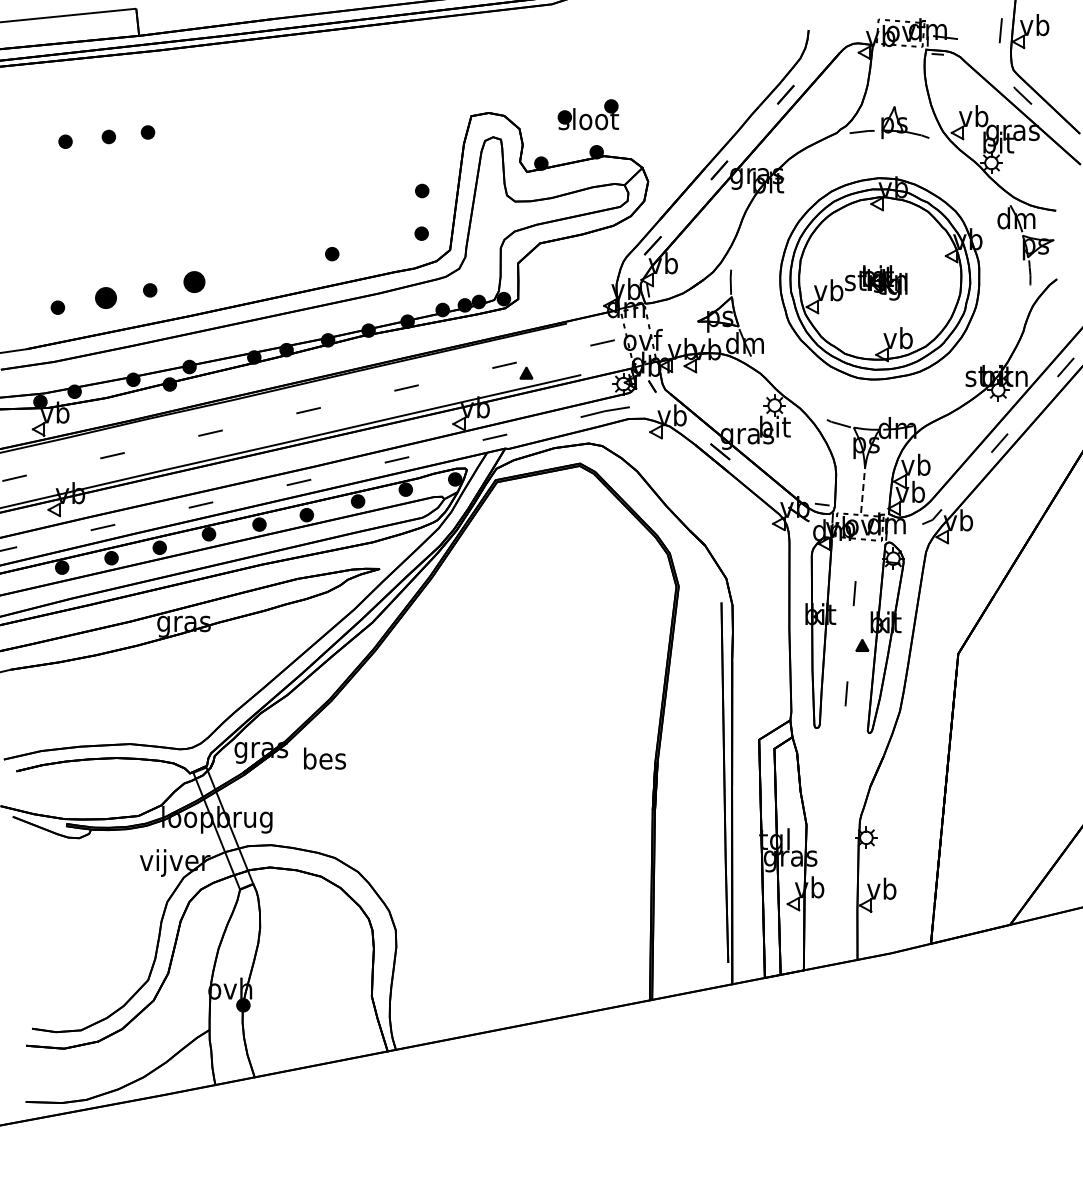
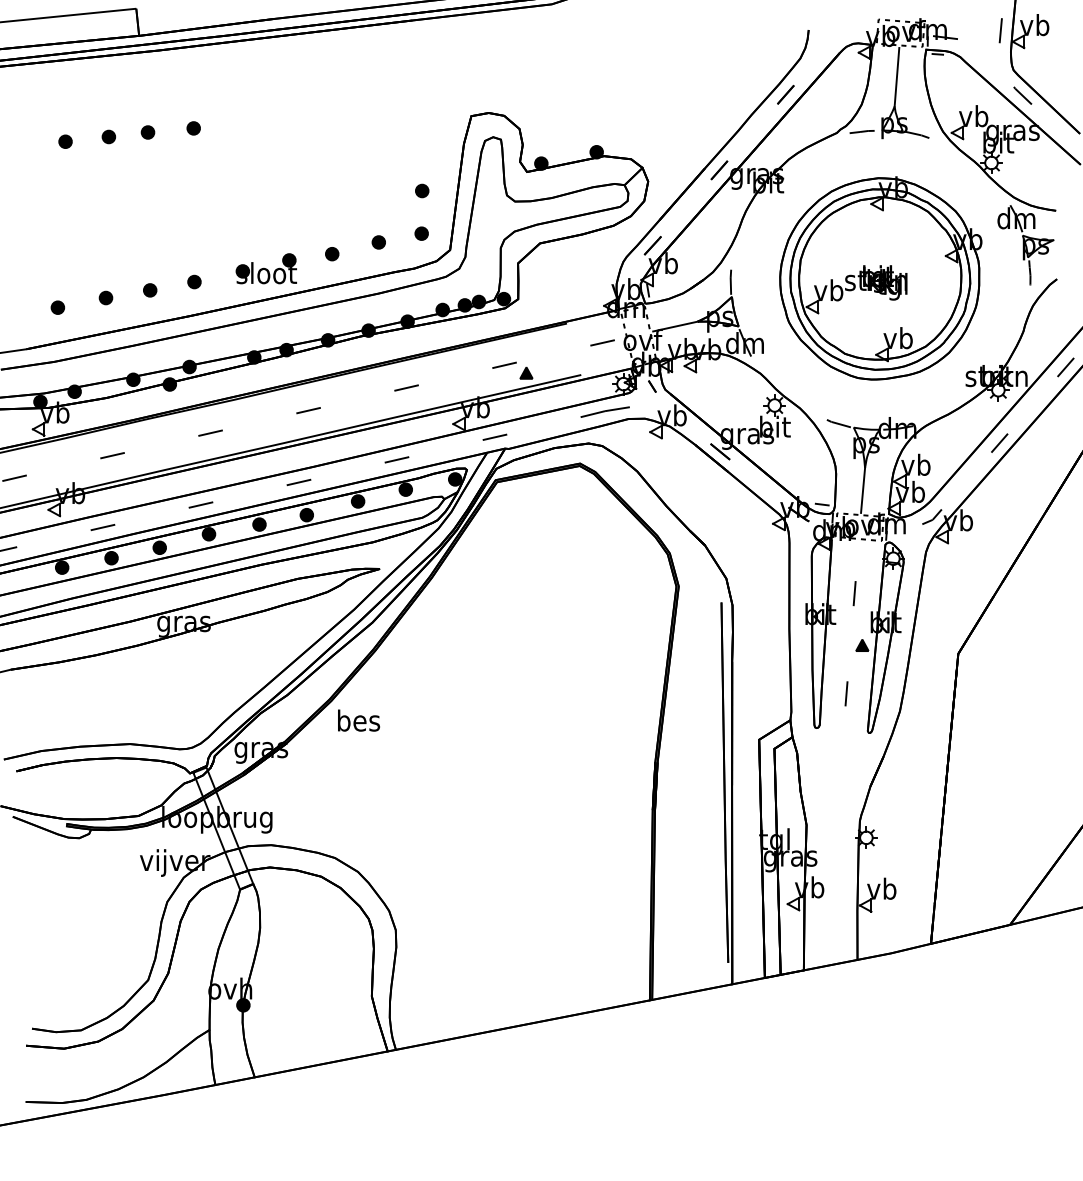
line: none -> present (896, 77)
part position: (587, 114) -> (265, 268) (265, 268)
part: none -> present (193, 128)
part: none -> present (378, 242)
part size: 23x22 px -> 15x16 px (194, 281)
part size: 22x22 px -> 16x16 px (105, 297)
line: none -> present (675, 326)
line: dashed -> solid (863, 490)
text position: (324, 758) -> (358, 720) (358, 720)
